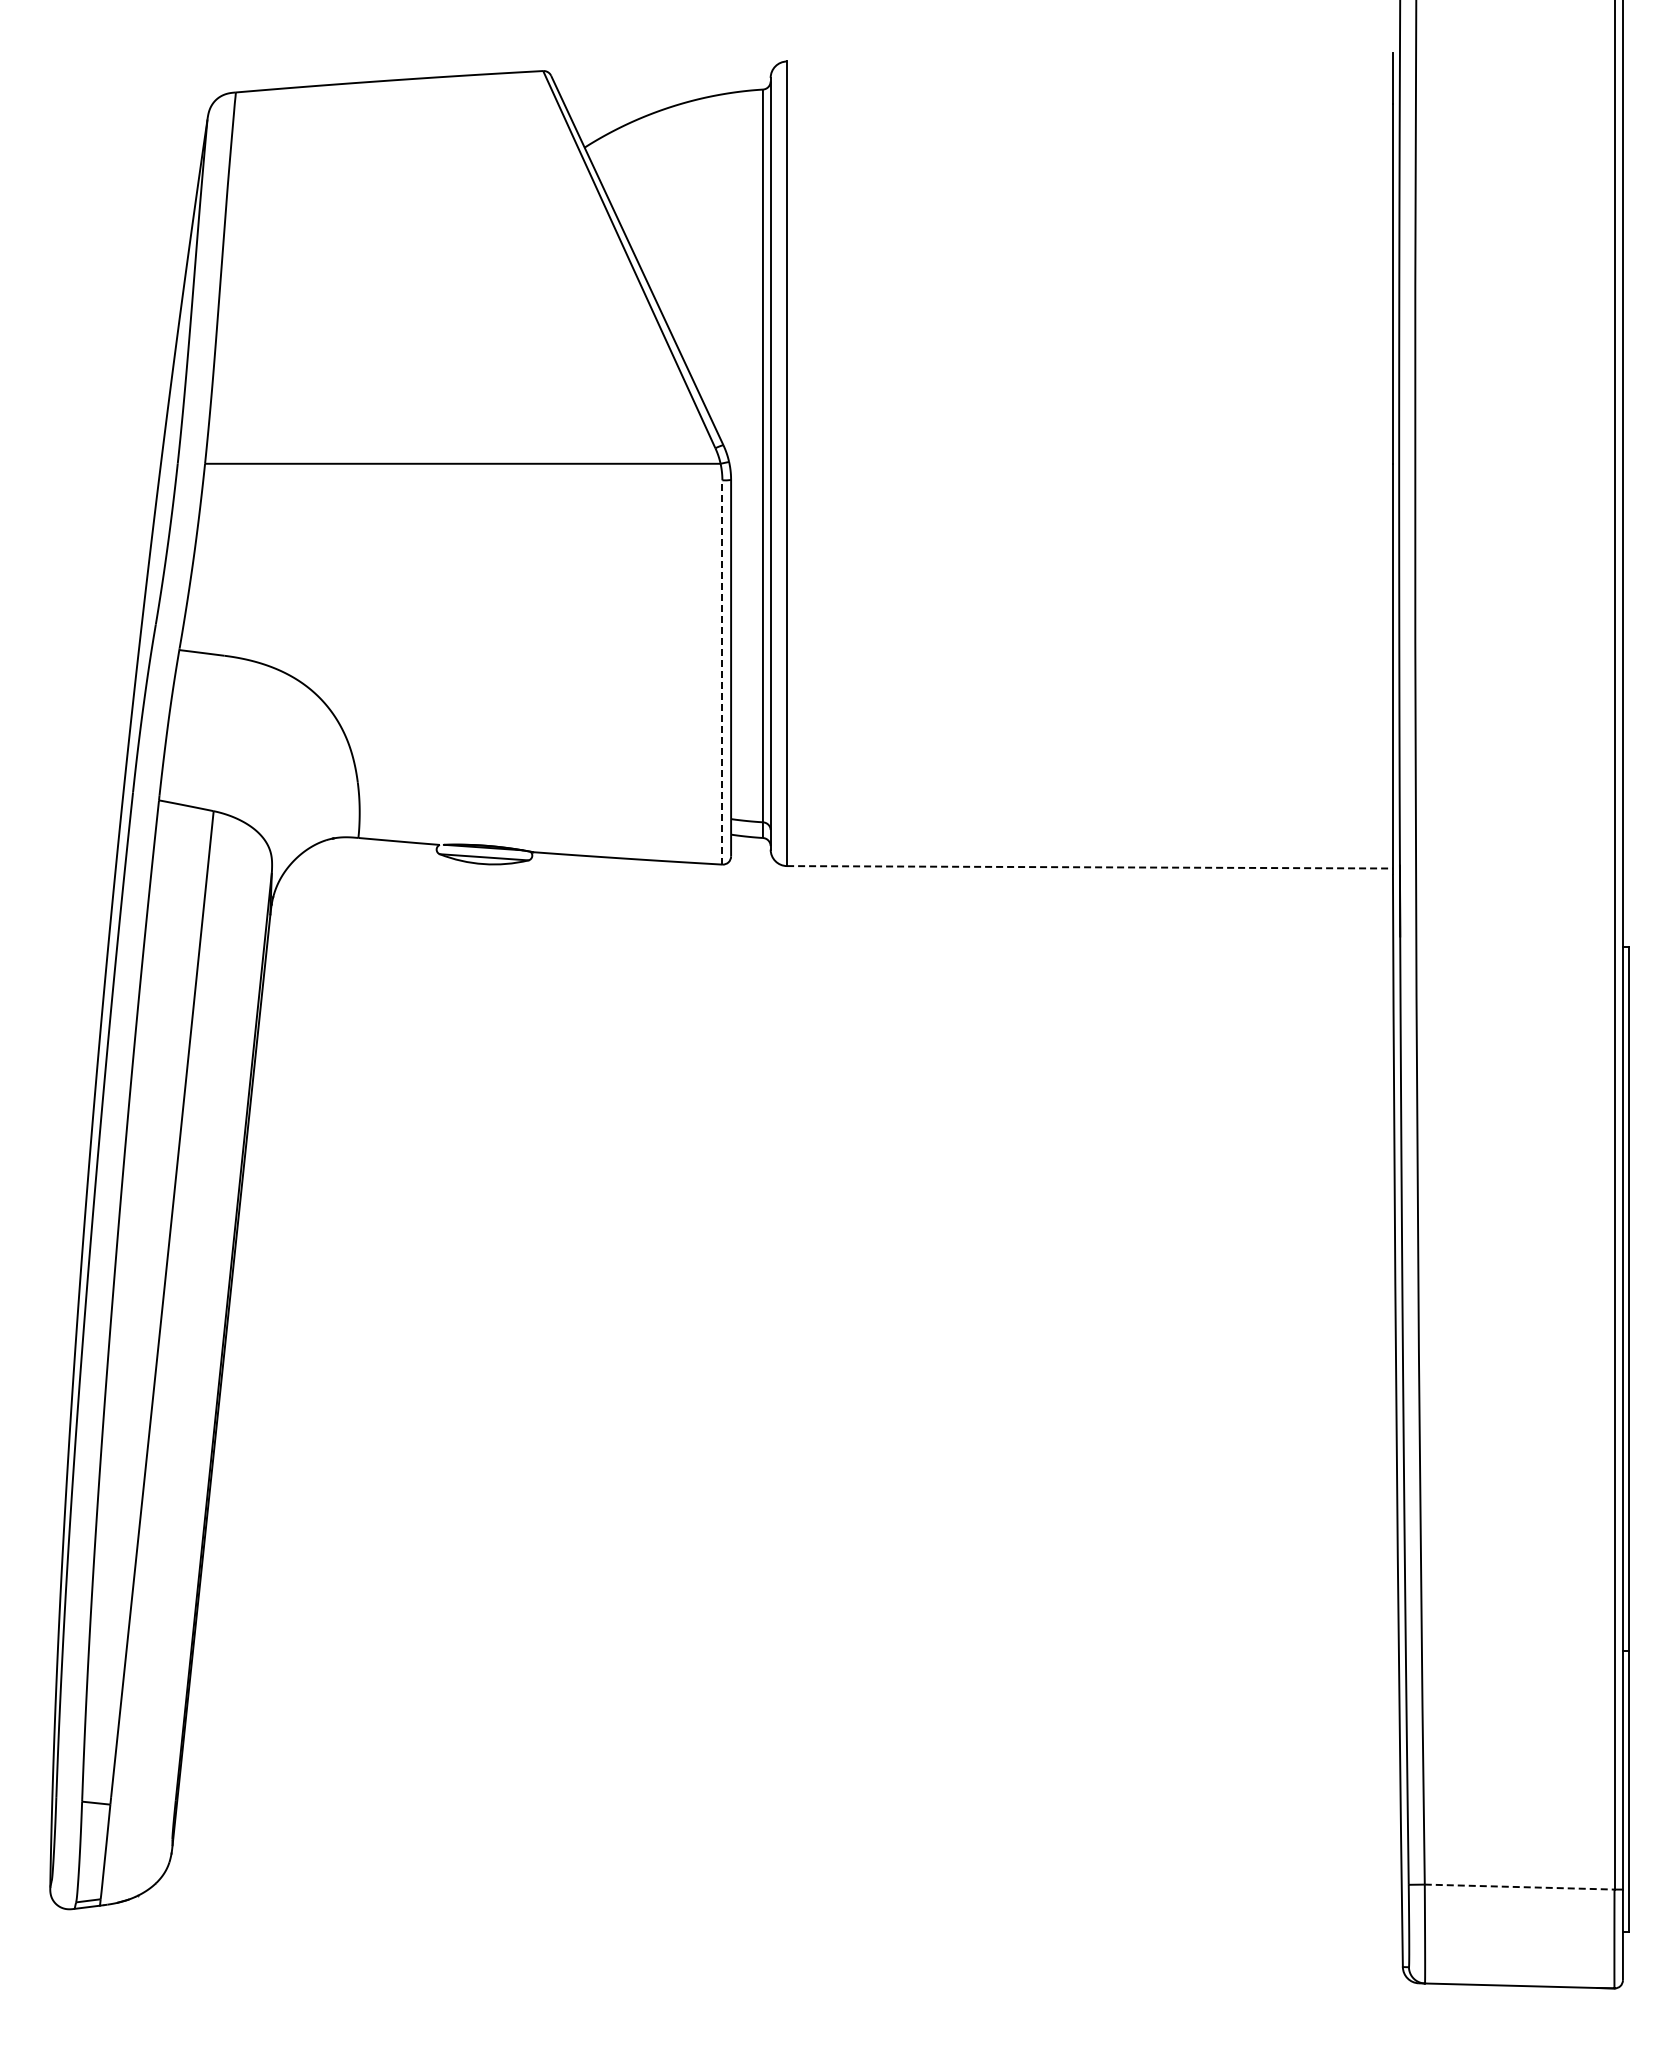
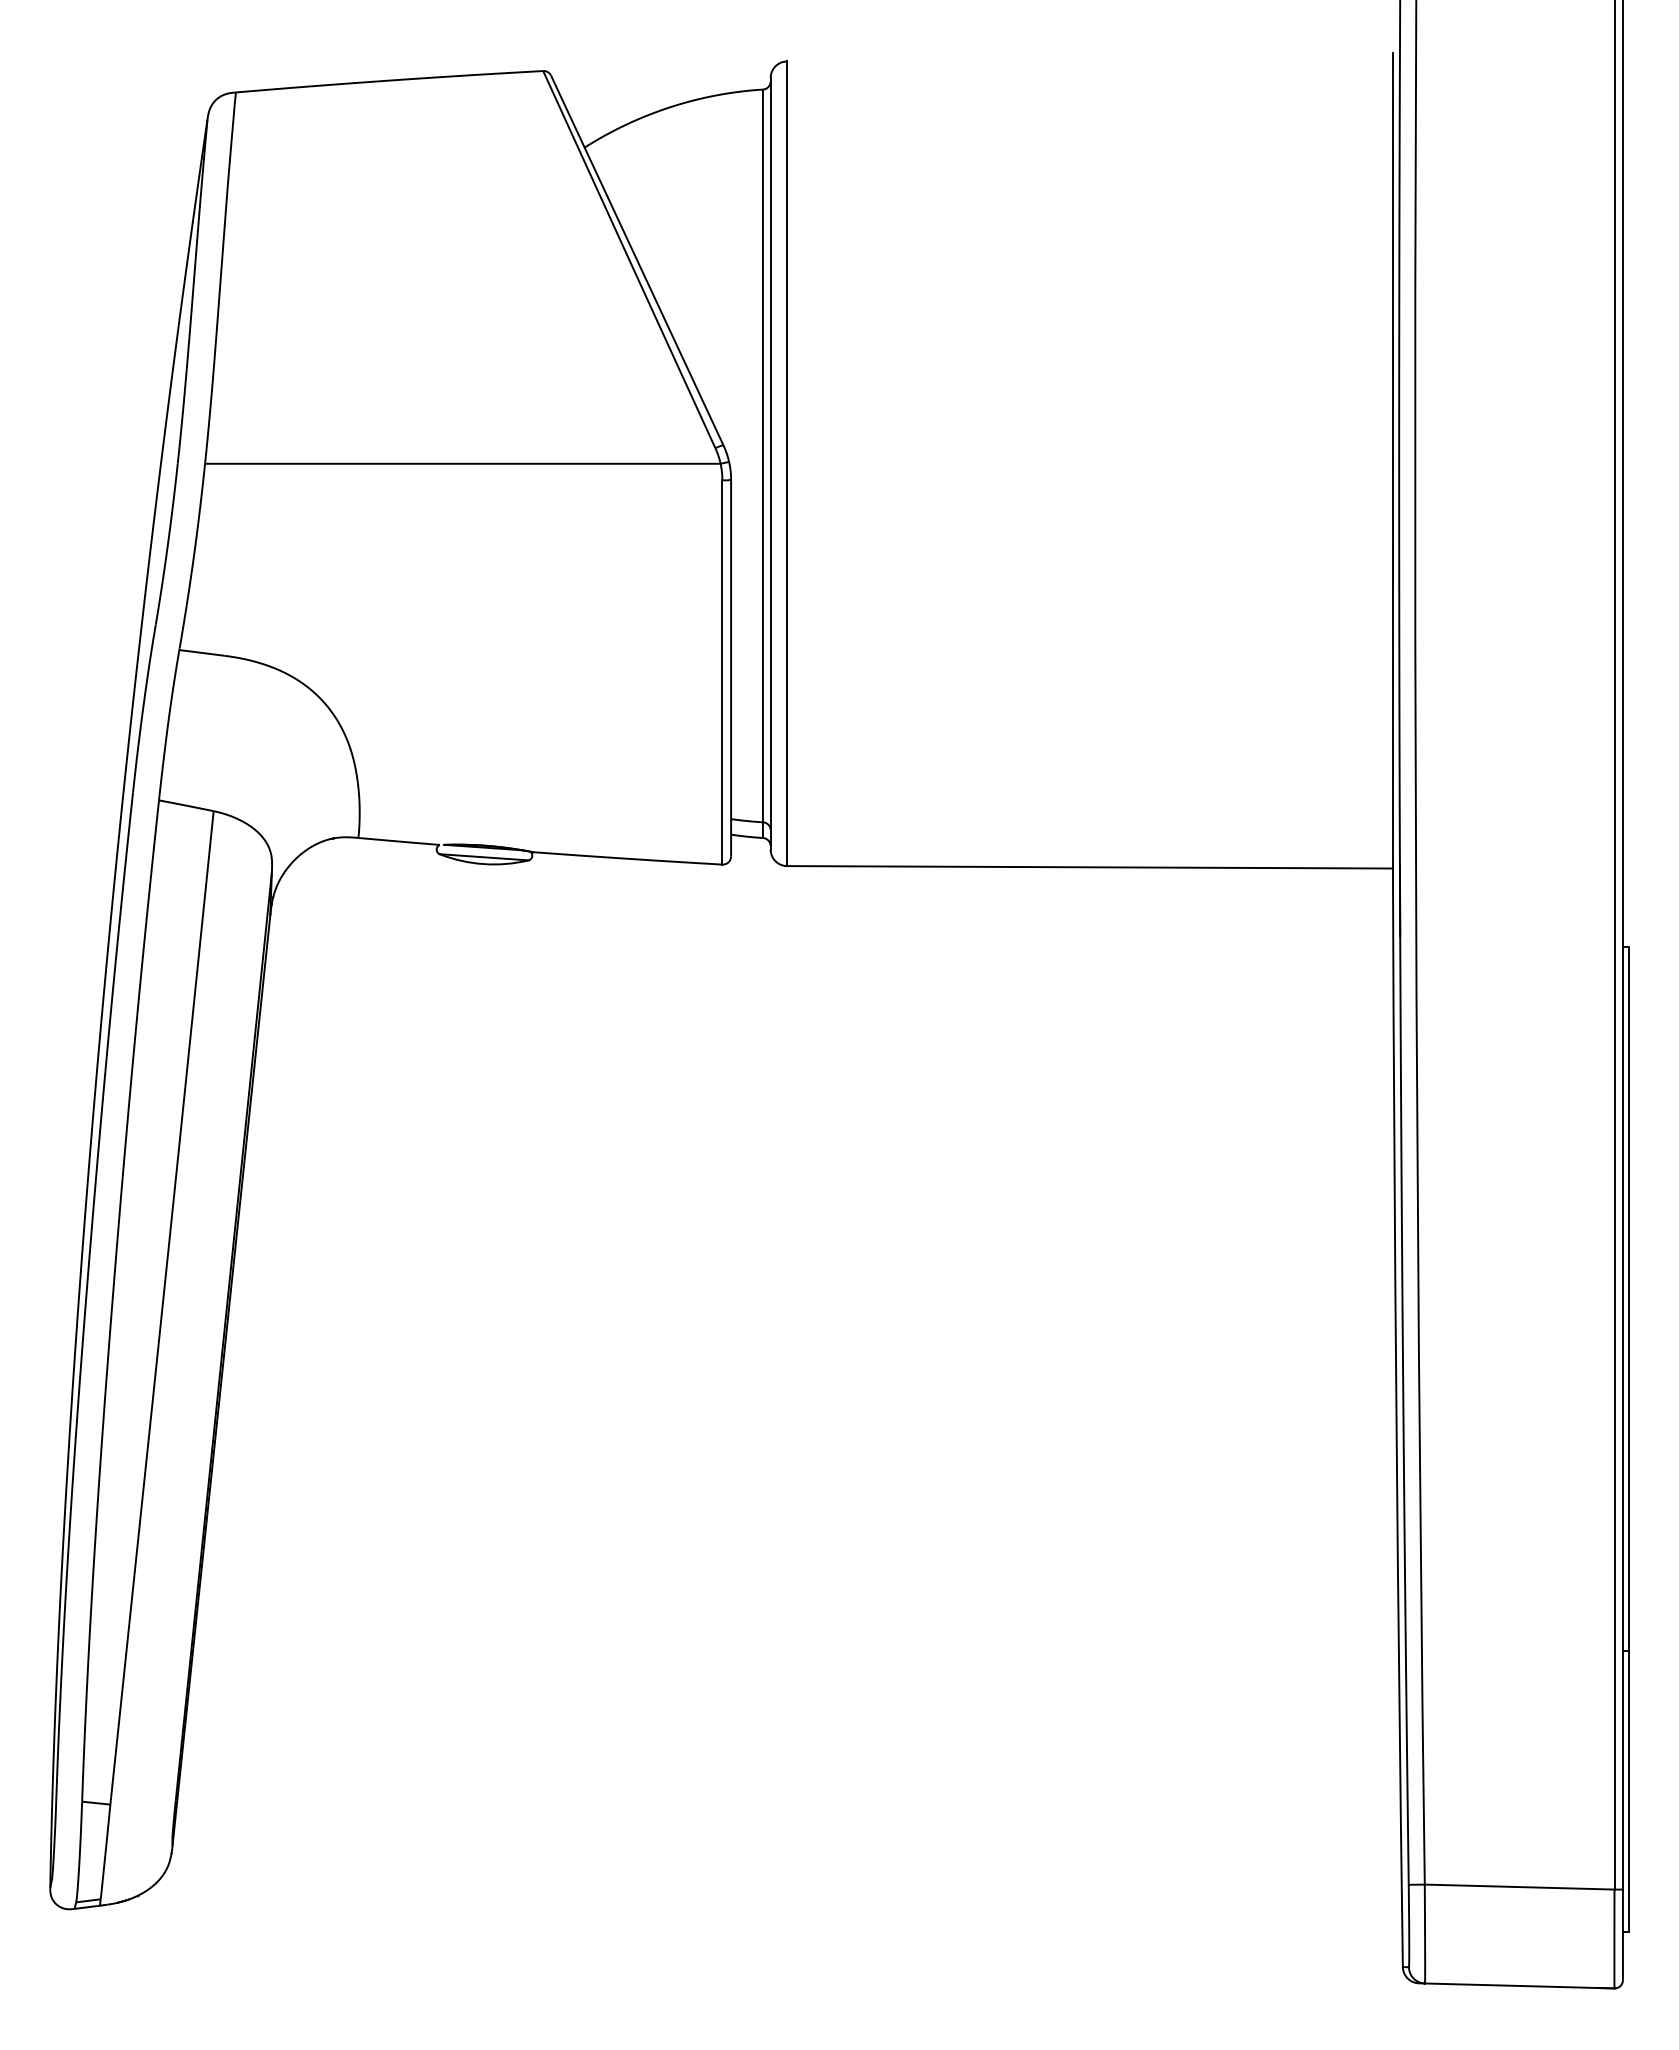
line: dashed -> solid (722, 671)
line: dashed -> solid (1090, 867)
line: dashed -> solid (1519, 1887)
